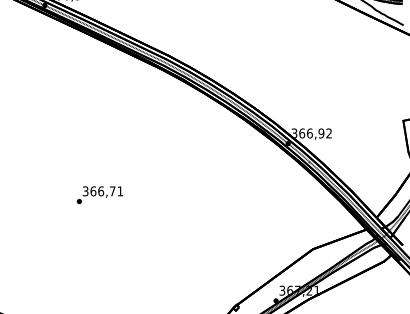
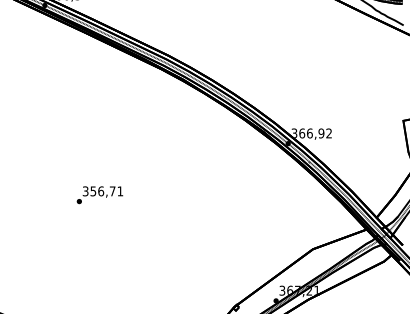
text: 366,71 -> 356,71 (93, 191)
